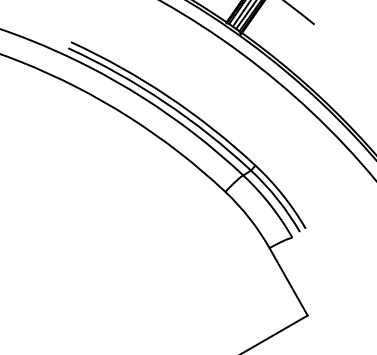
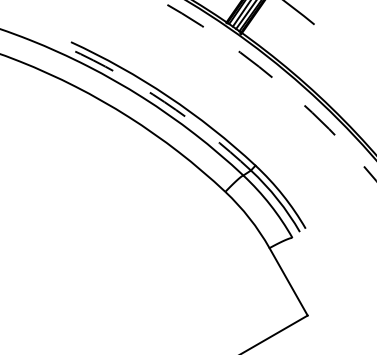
arc: solid -> dashed (276, 80)
arc: solid -> dashed (164, 102)
